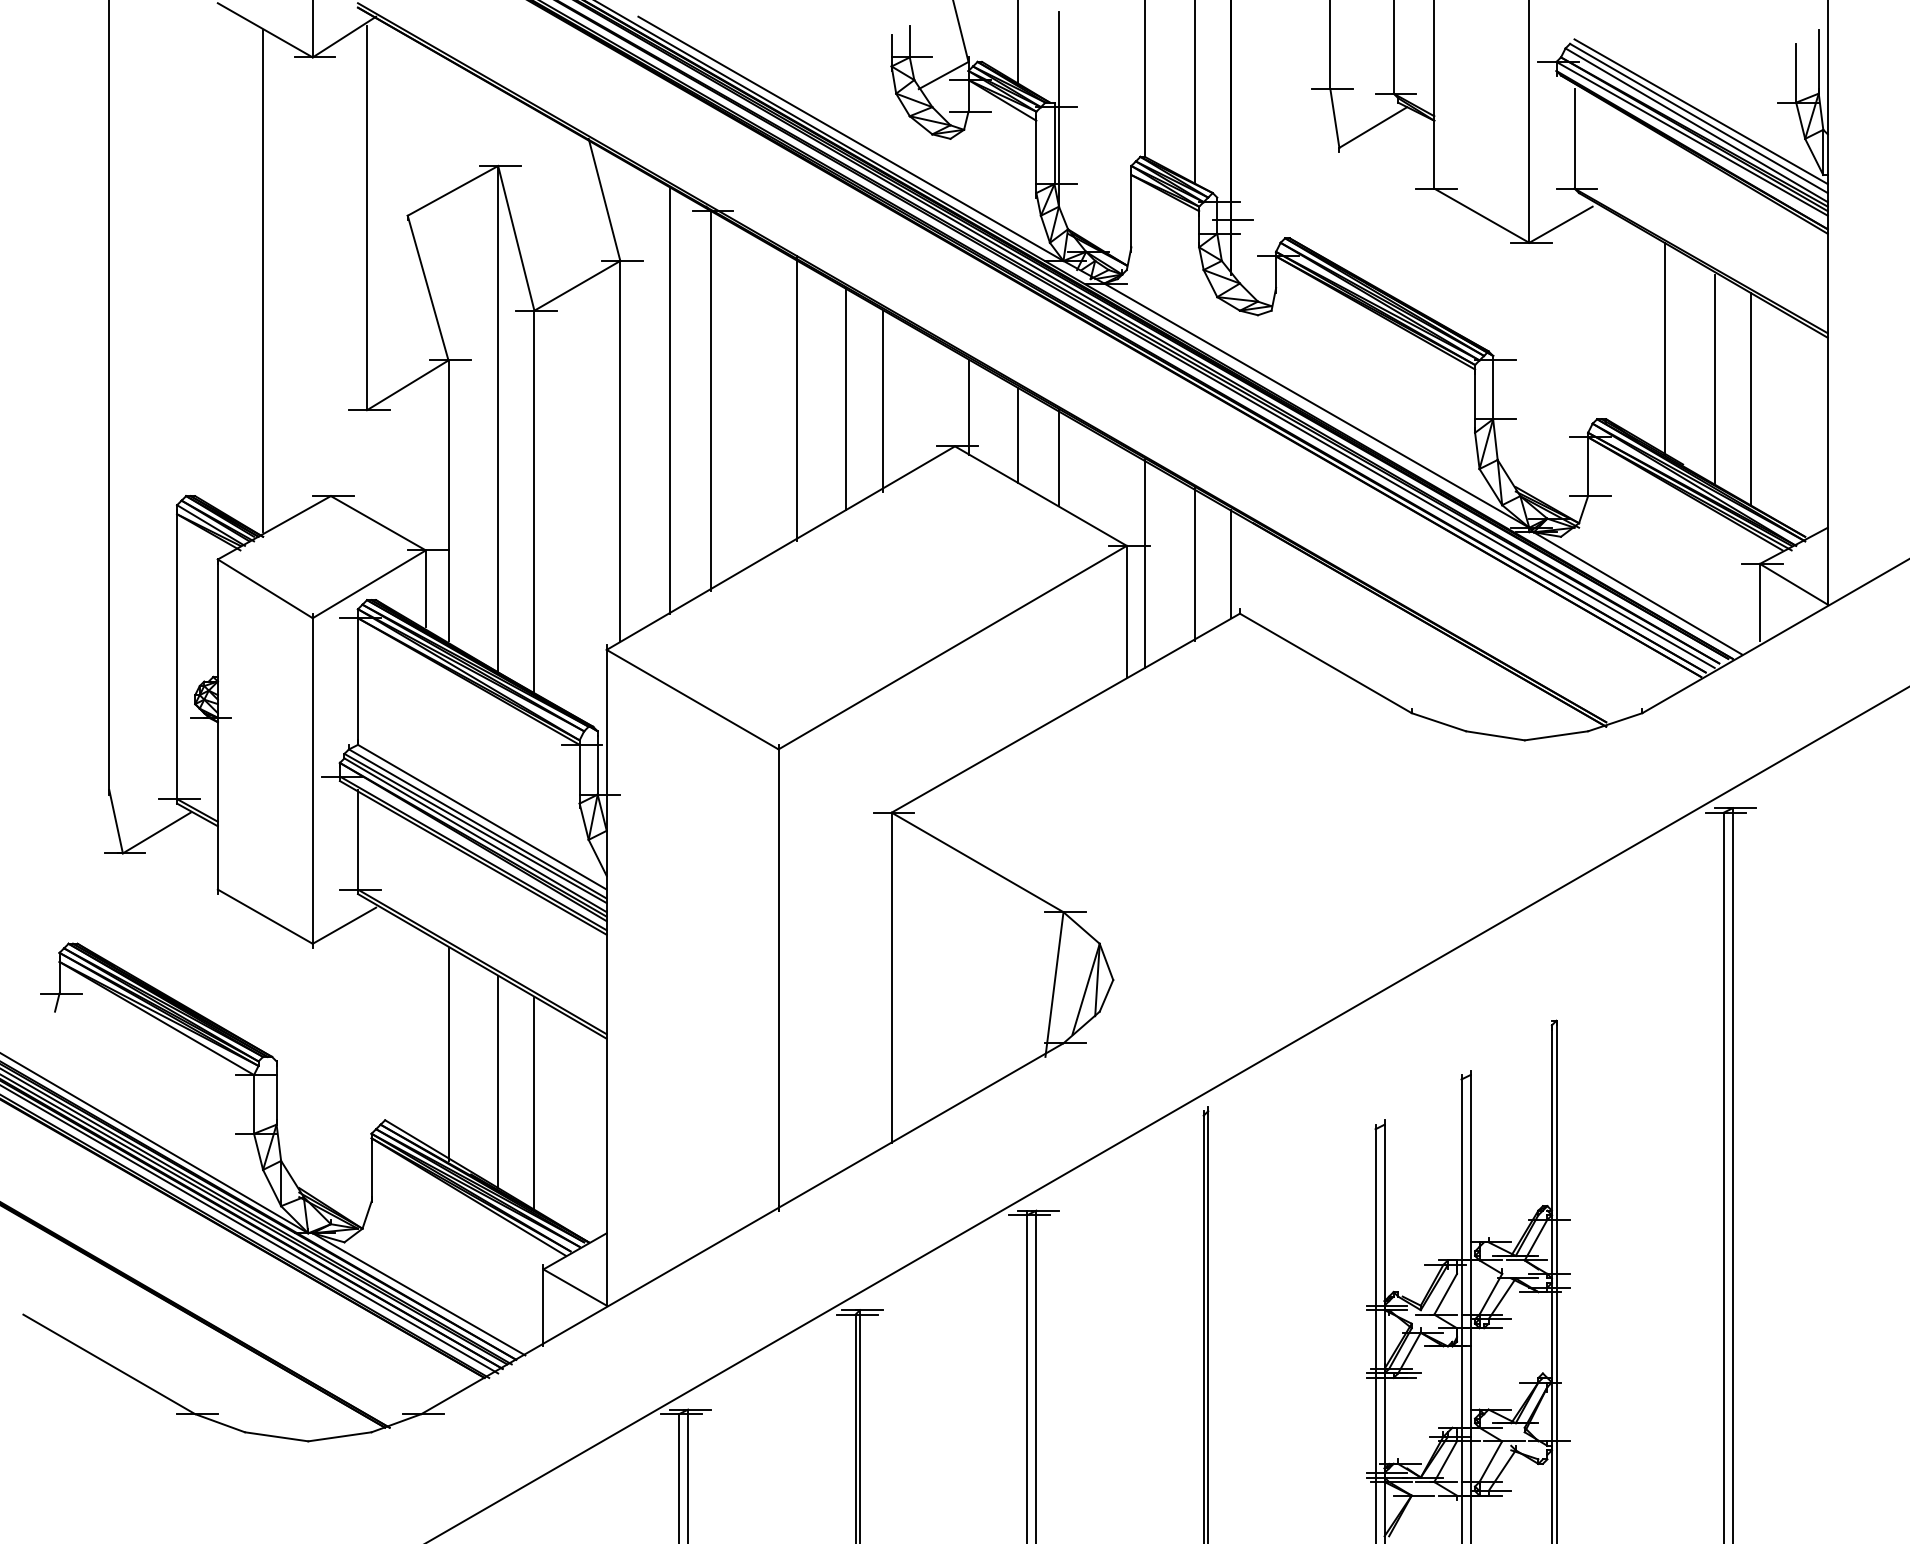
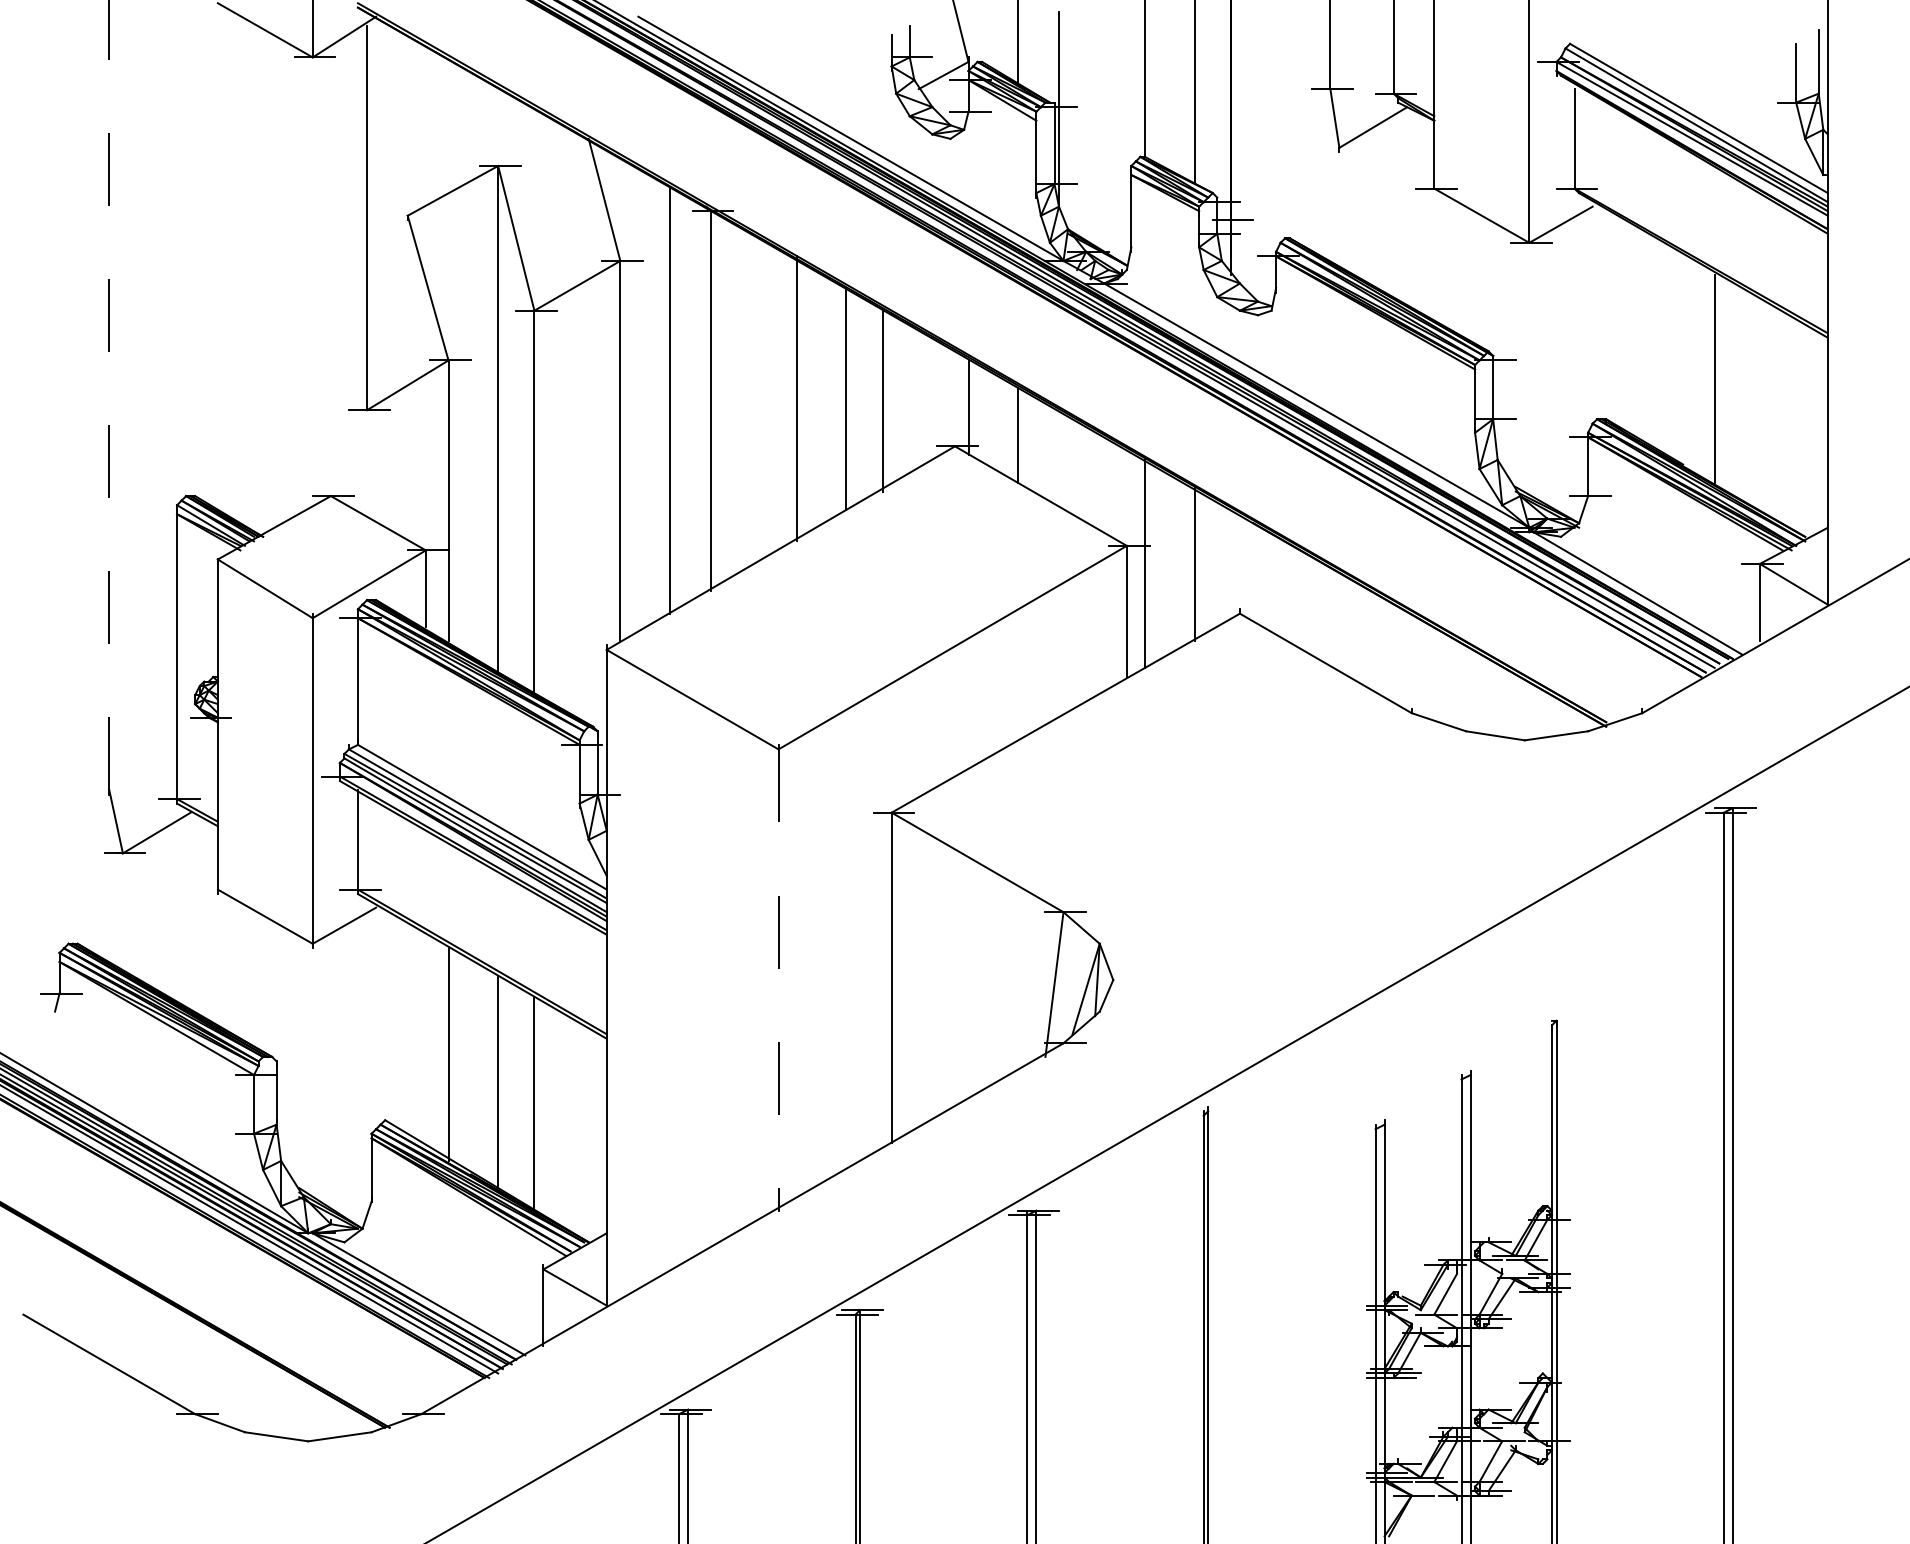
line: present -> none (1700, 111)
line: present -> none (263, 281)
line: present -> none (1664, 348)
line: solid -> dashed (109, 395)
line: present -> none (1750, 398)
line: present -> none (1058, 457)
line: present -> none (1230, 563)
line: solid -> dashed (778, 980)
